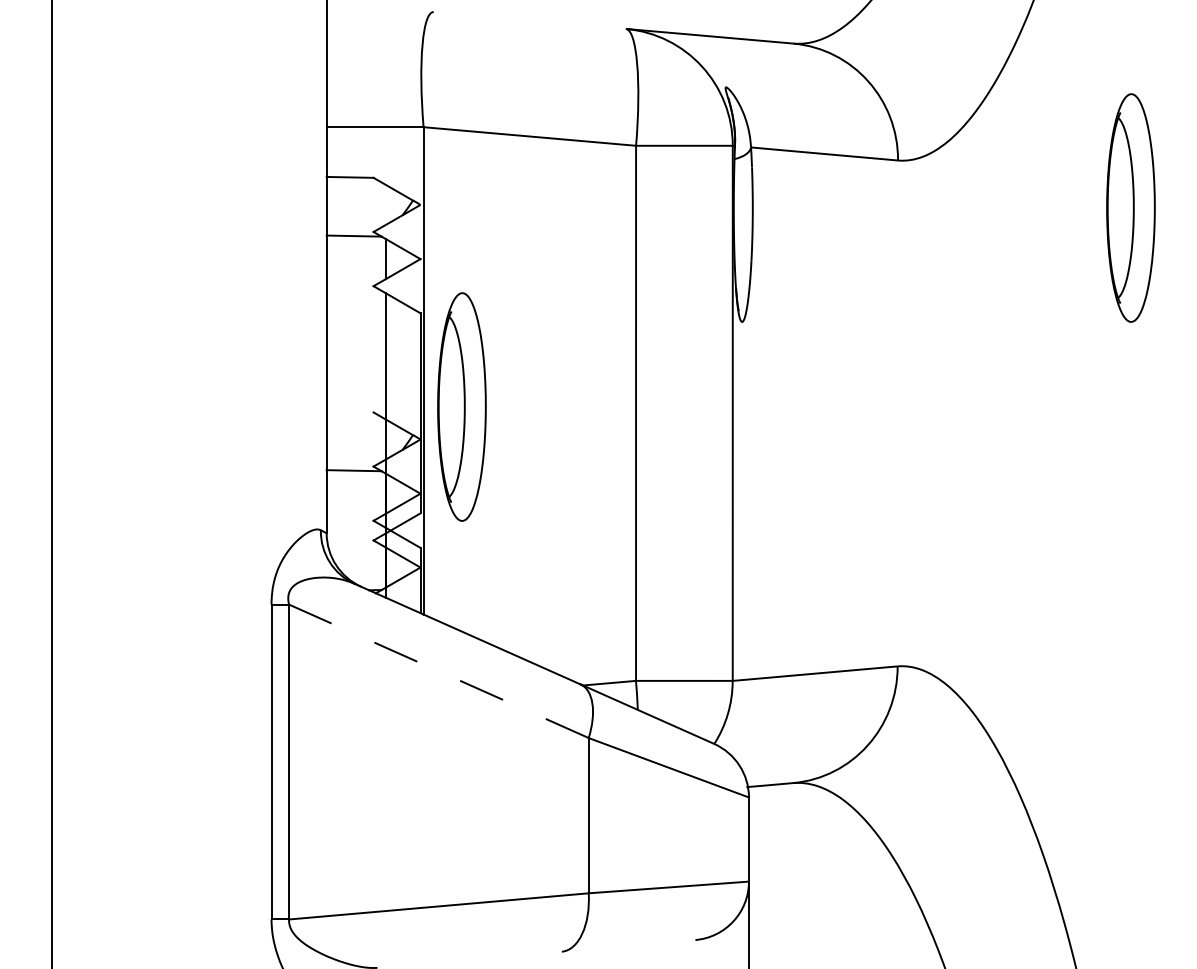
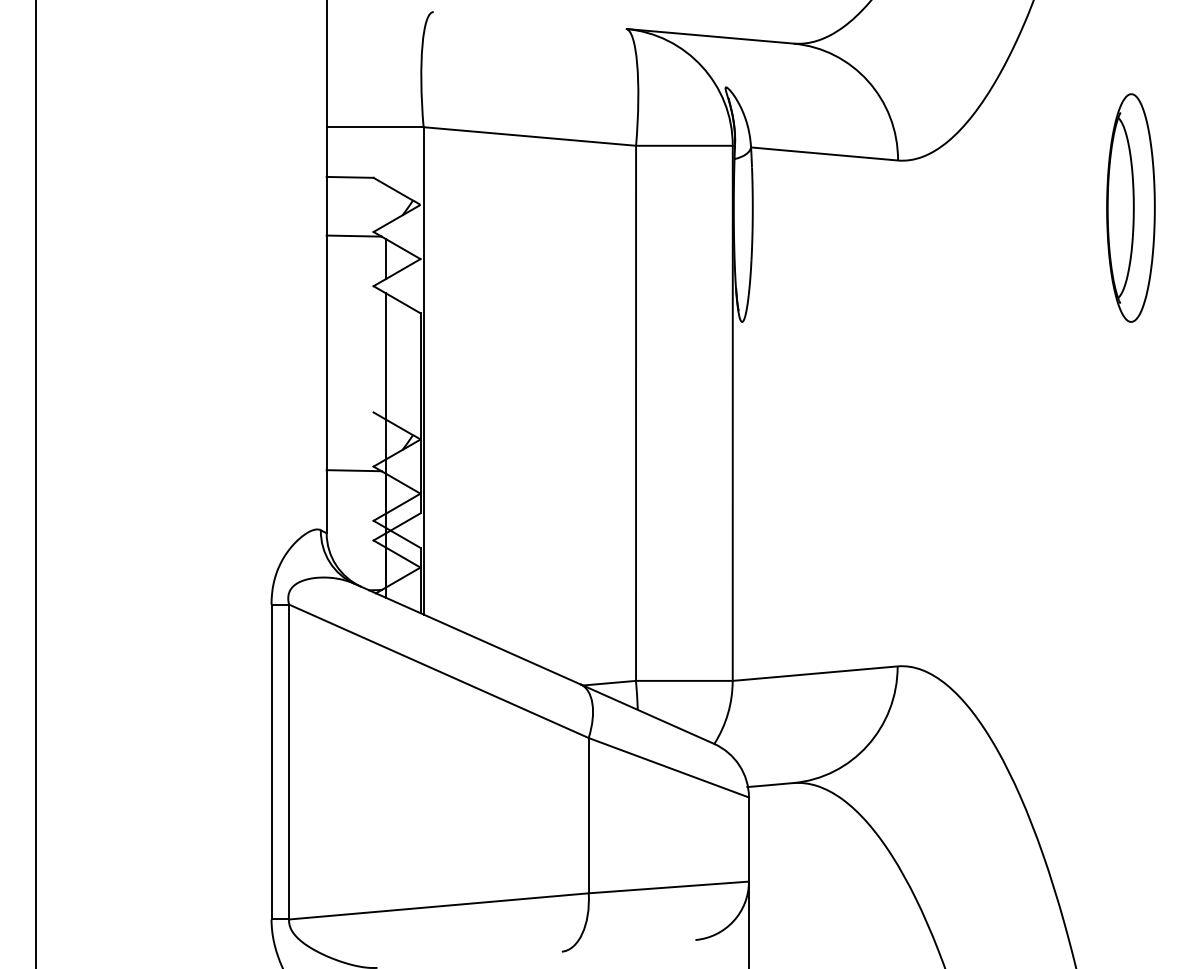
part: present -> none (461, 406)
line position: (51, 483) -> (35, 483) (35, 483)
line: dashed -> solid (438, 671)
